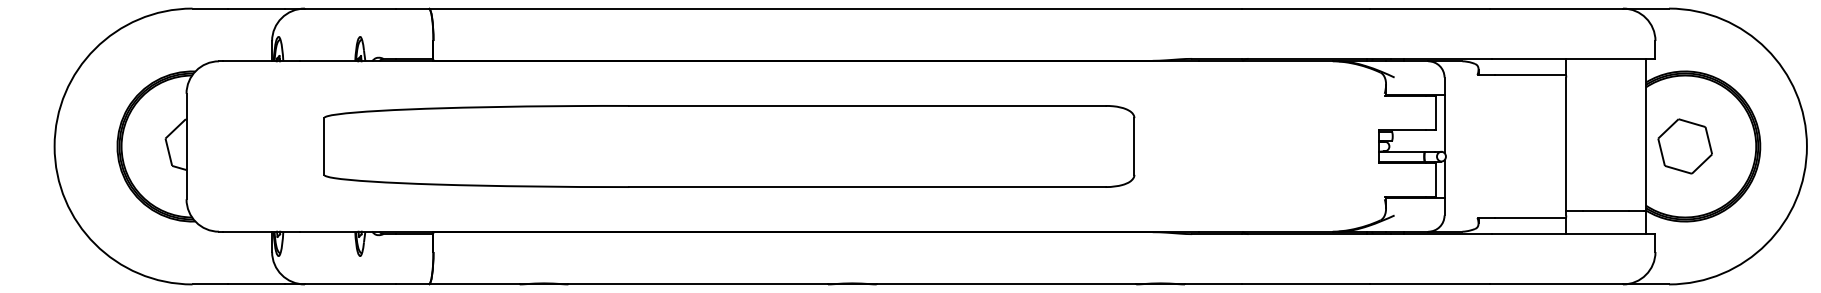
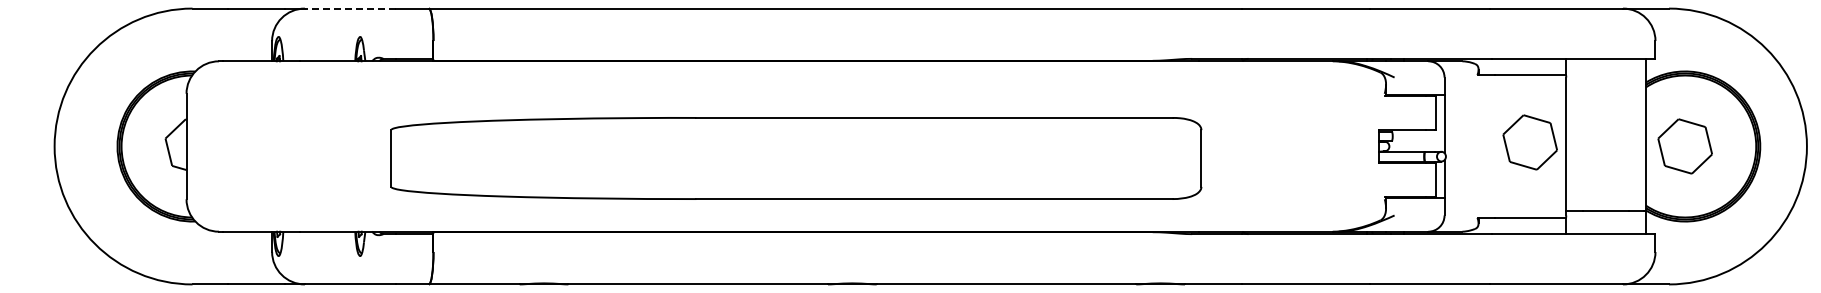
line: solid -> dashed (350, 8)
part: none -> present (1529, 142)
part position: (729, 146) -> (796, 158) (796, 158)
